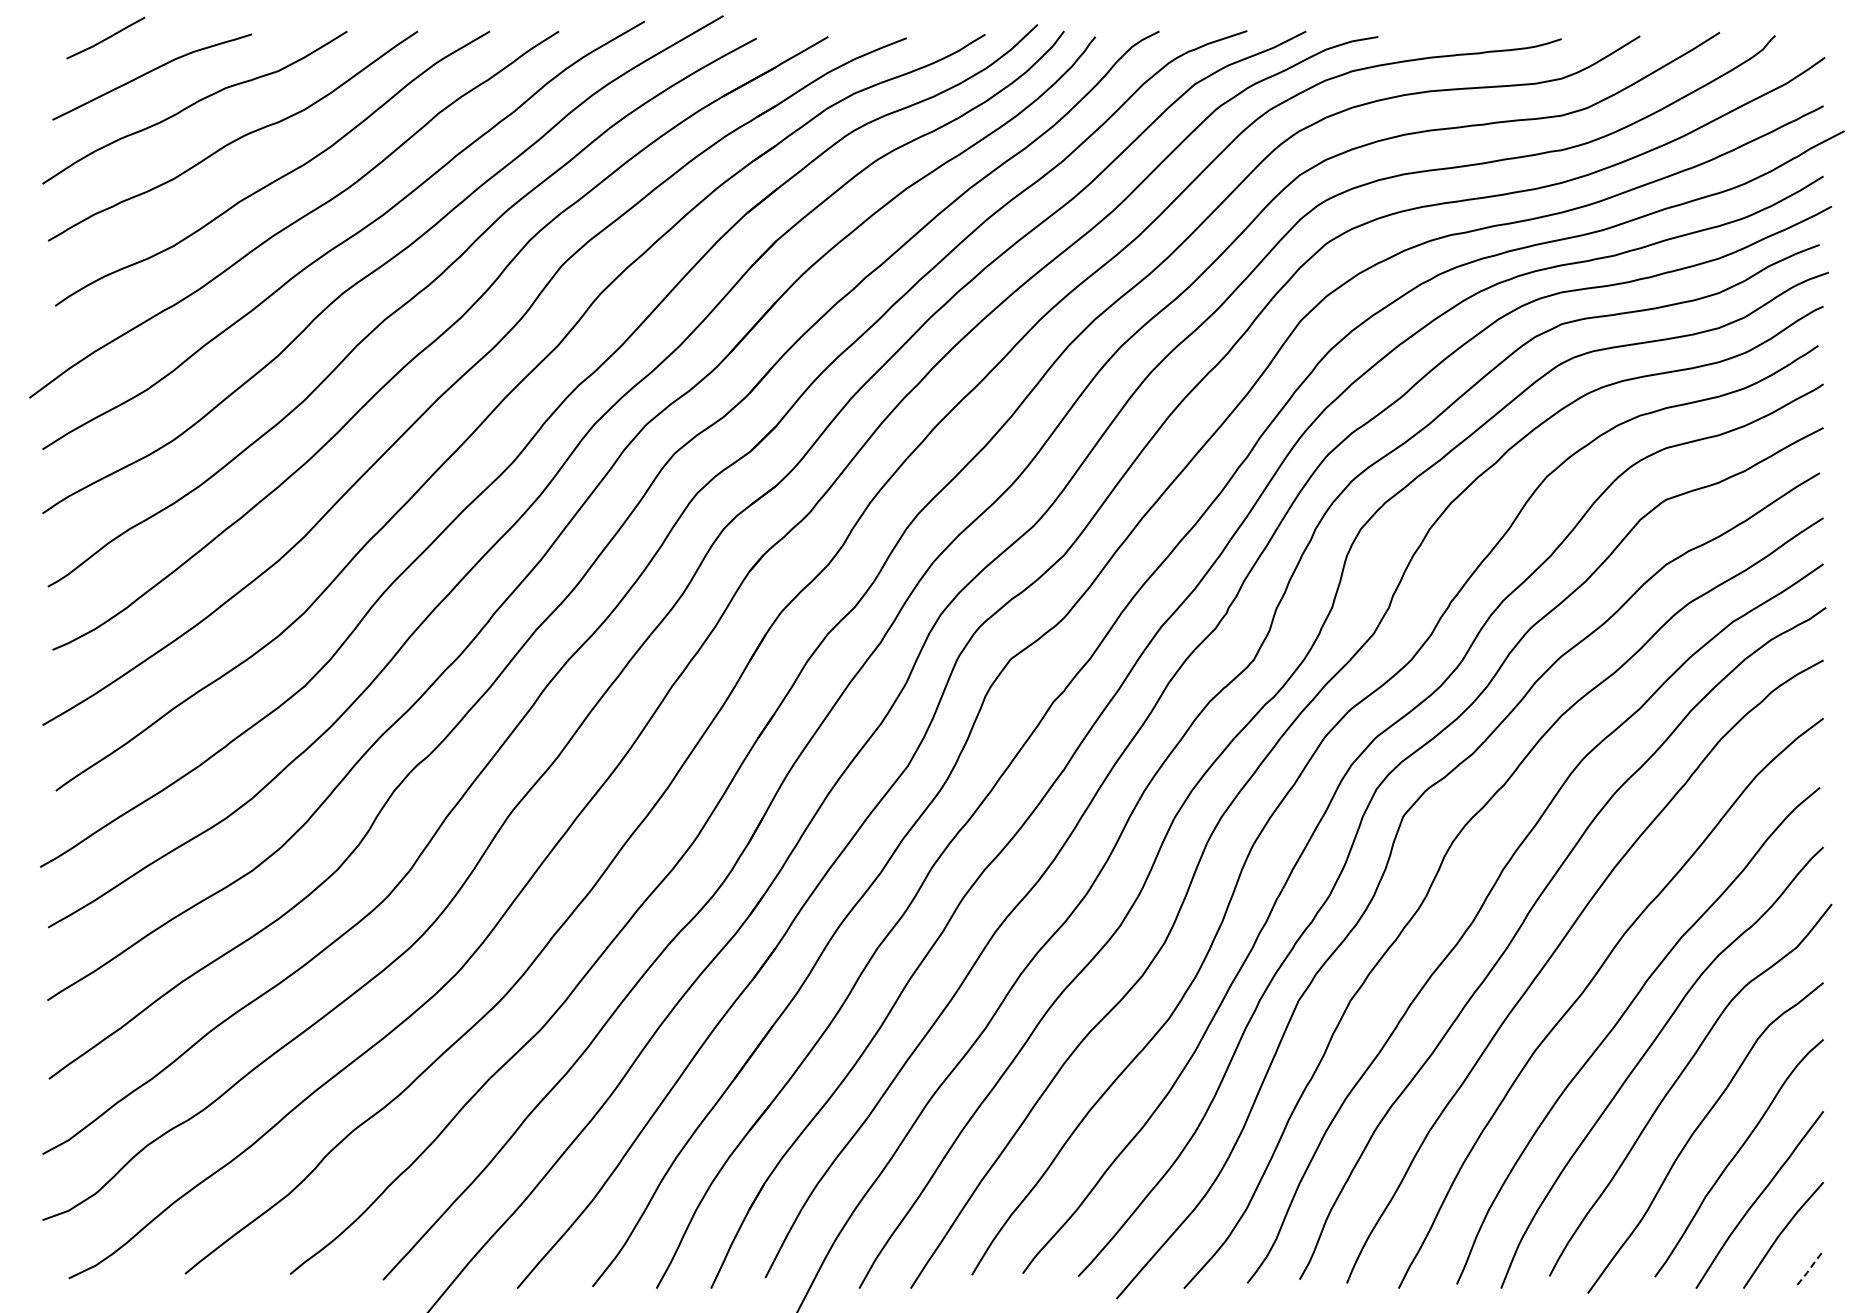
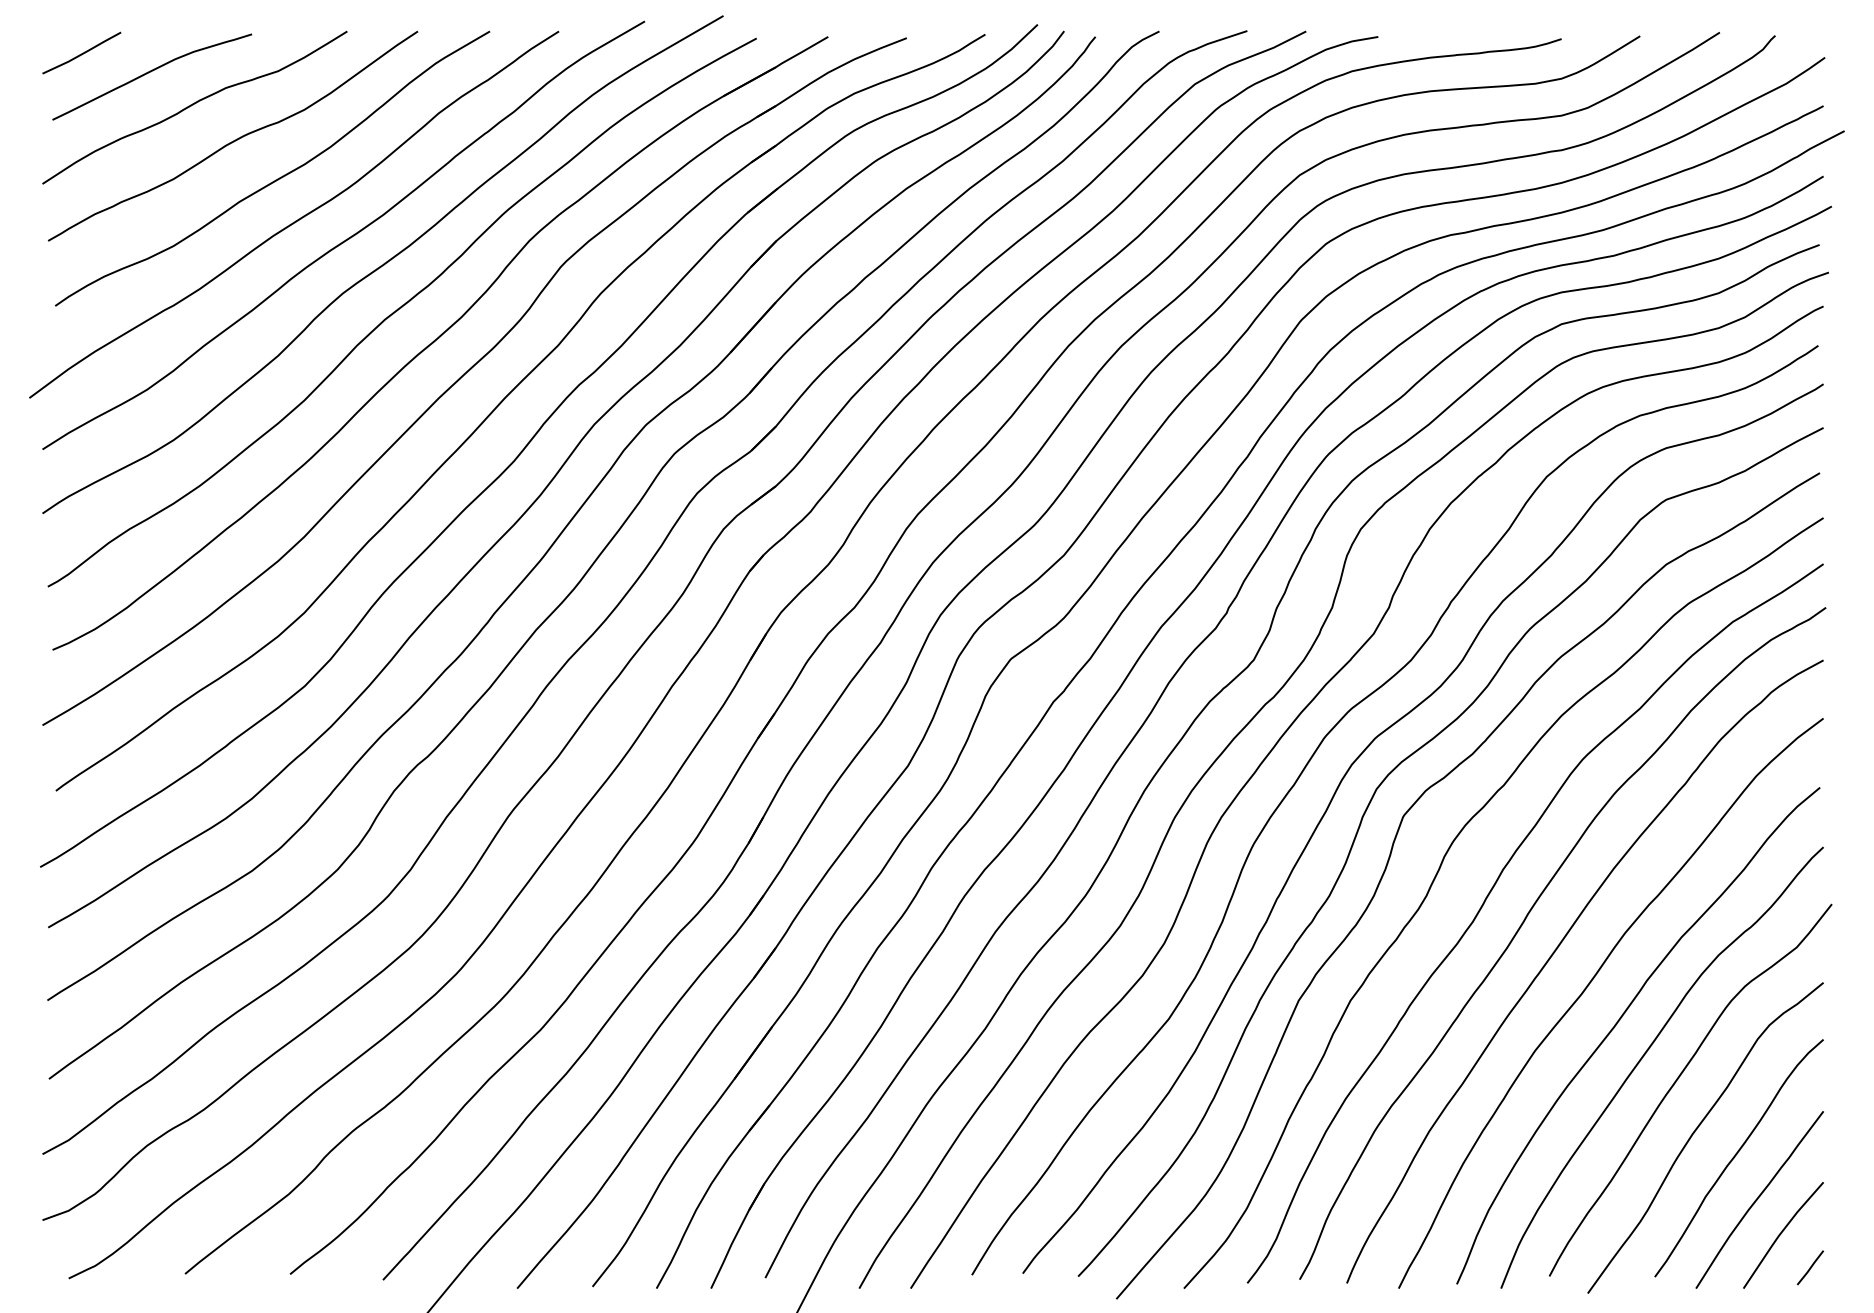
line position: (106, 37) -> (82, 52) (82, 52)
line: dashed -> solid (1810, 1267)
